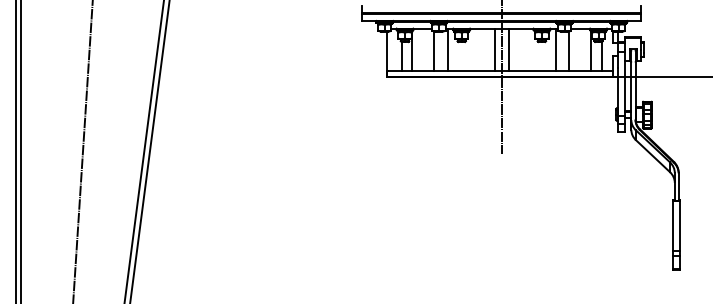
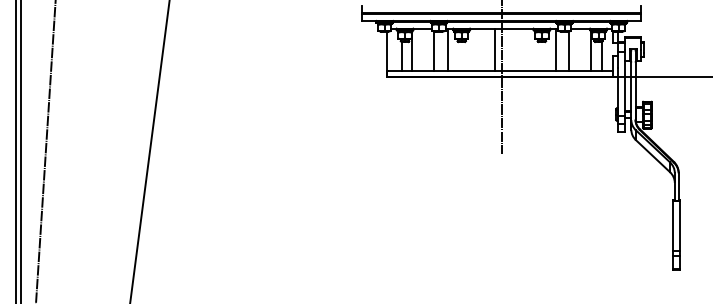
line: present -> none (508, 49)
line position: (82, 151) -> (45, 151) (45, 151)
line: present -> none (143, 151)
